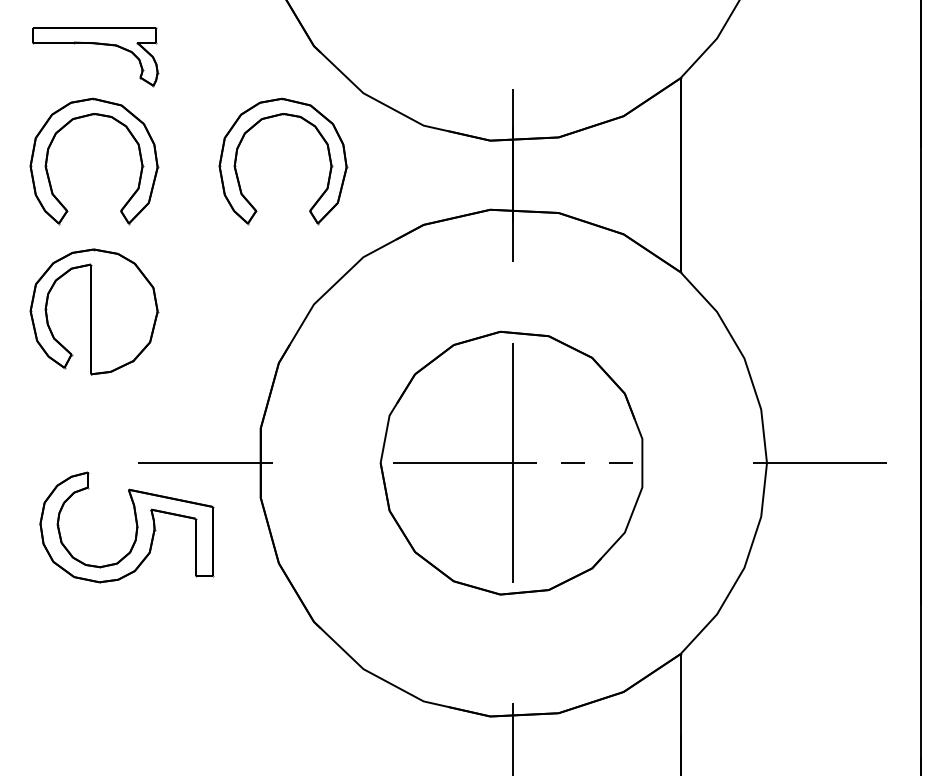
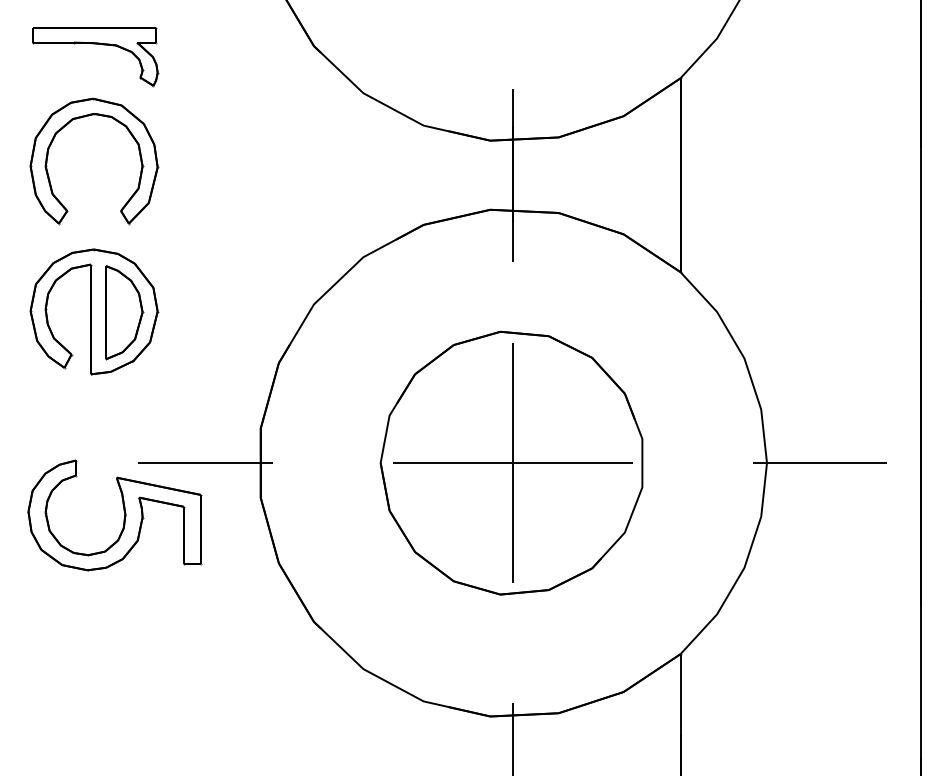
part: present -> none (320, 136)
part: none -> present (124, 312)
line: dashed -> solid (572, 463)
part position: (135, 523) -> (123, 511) (123, 511)
